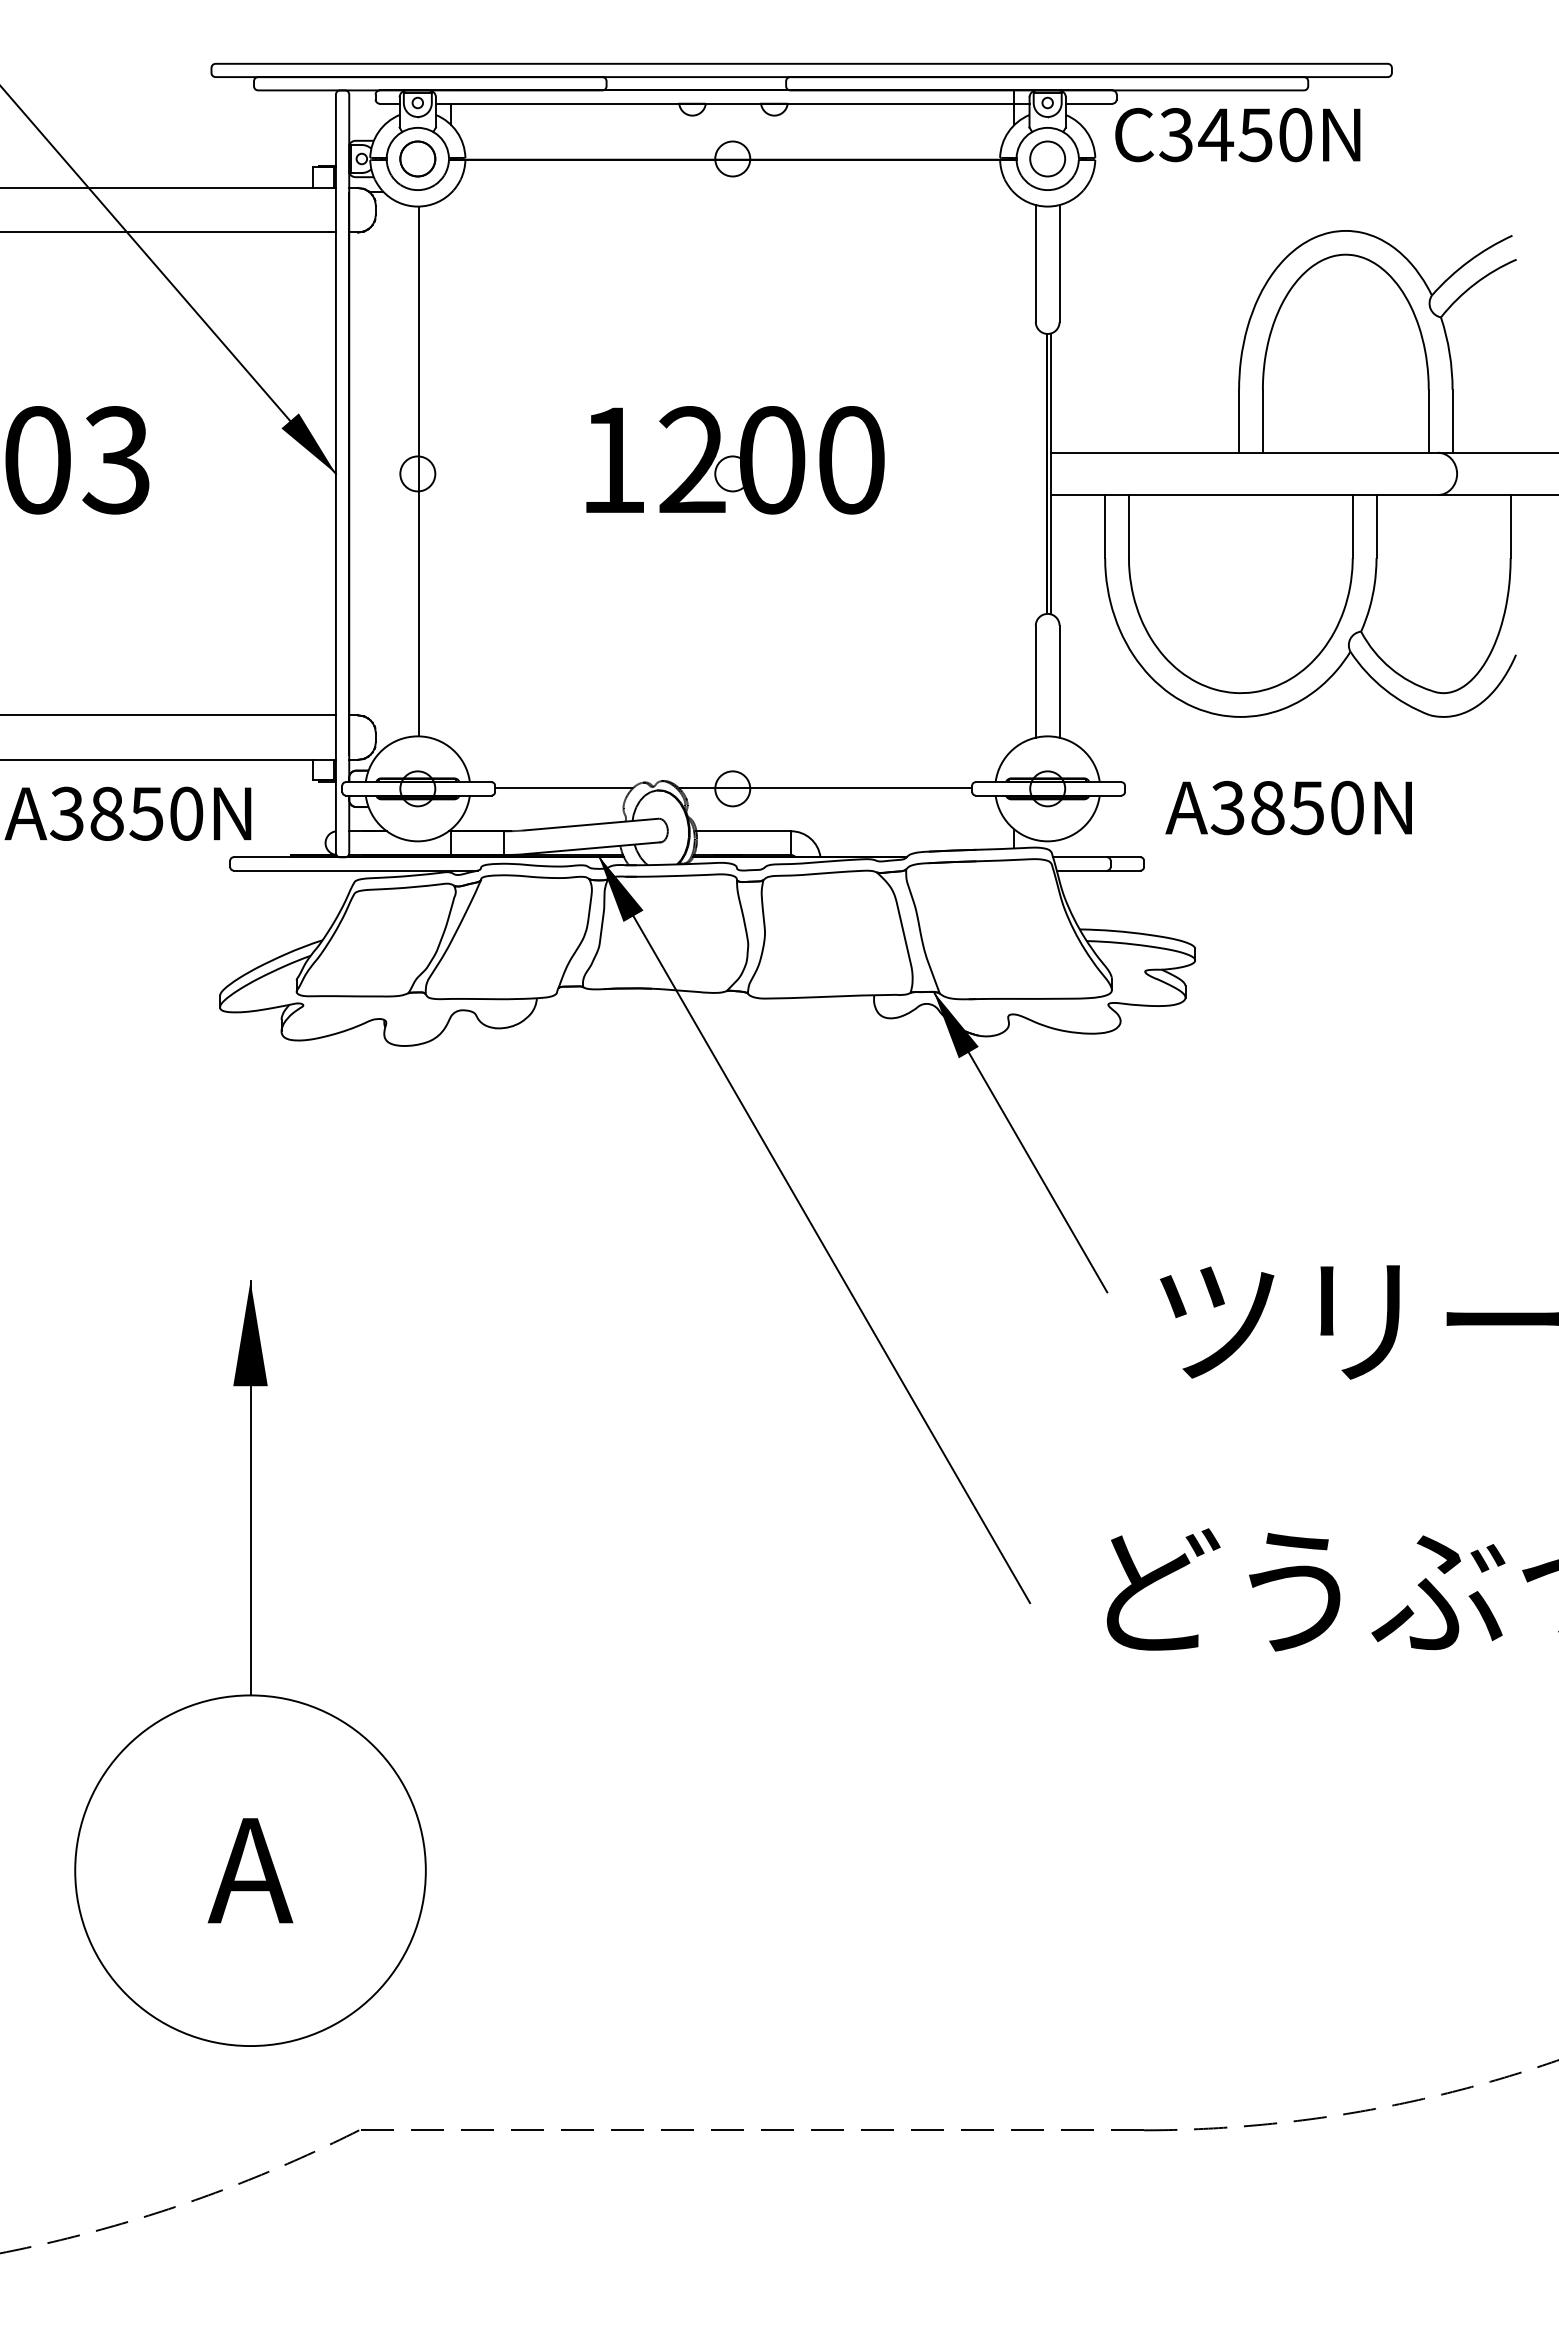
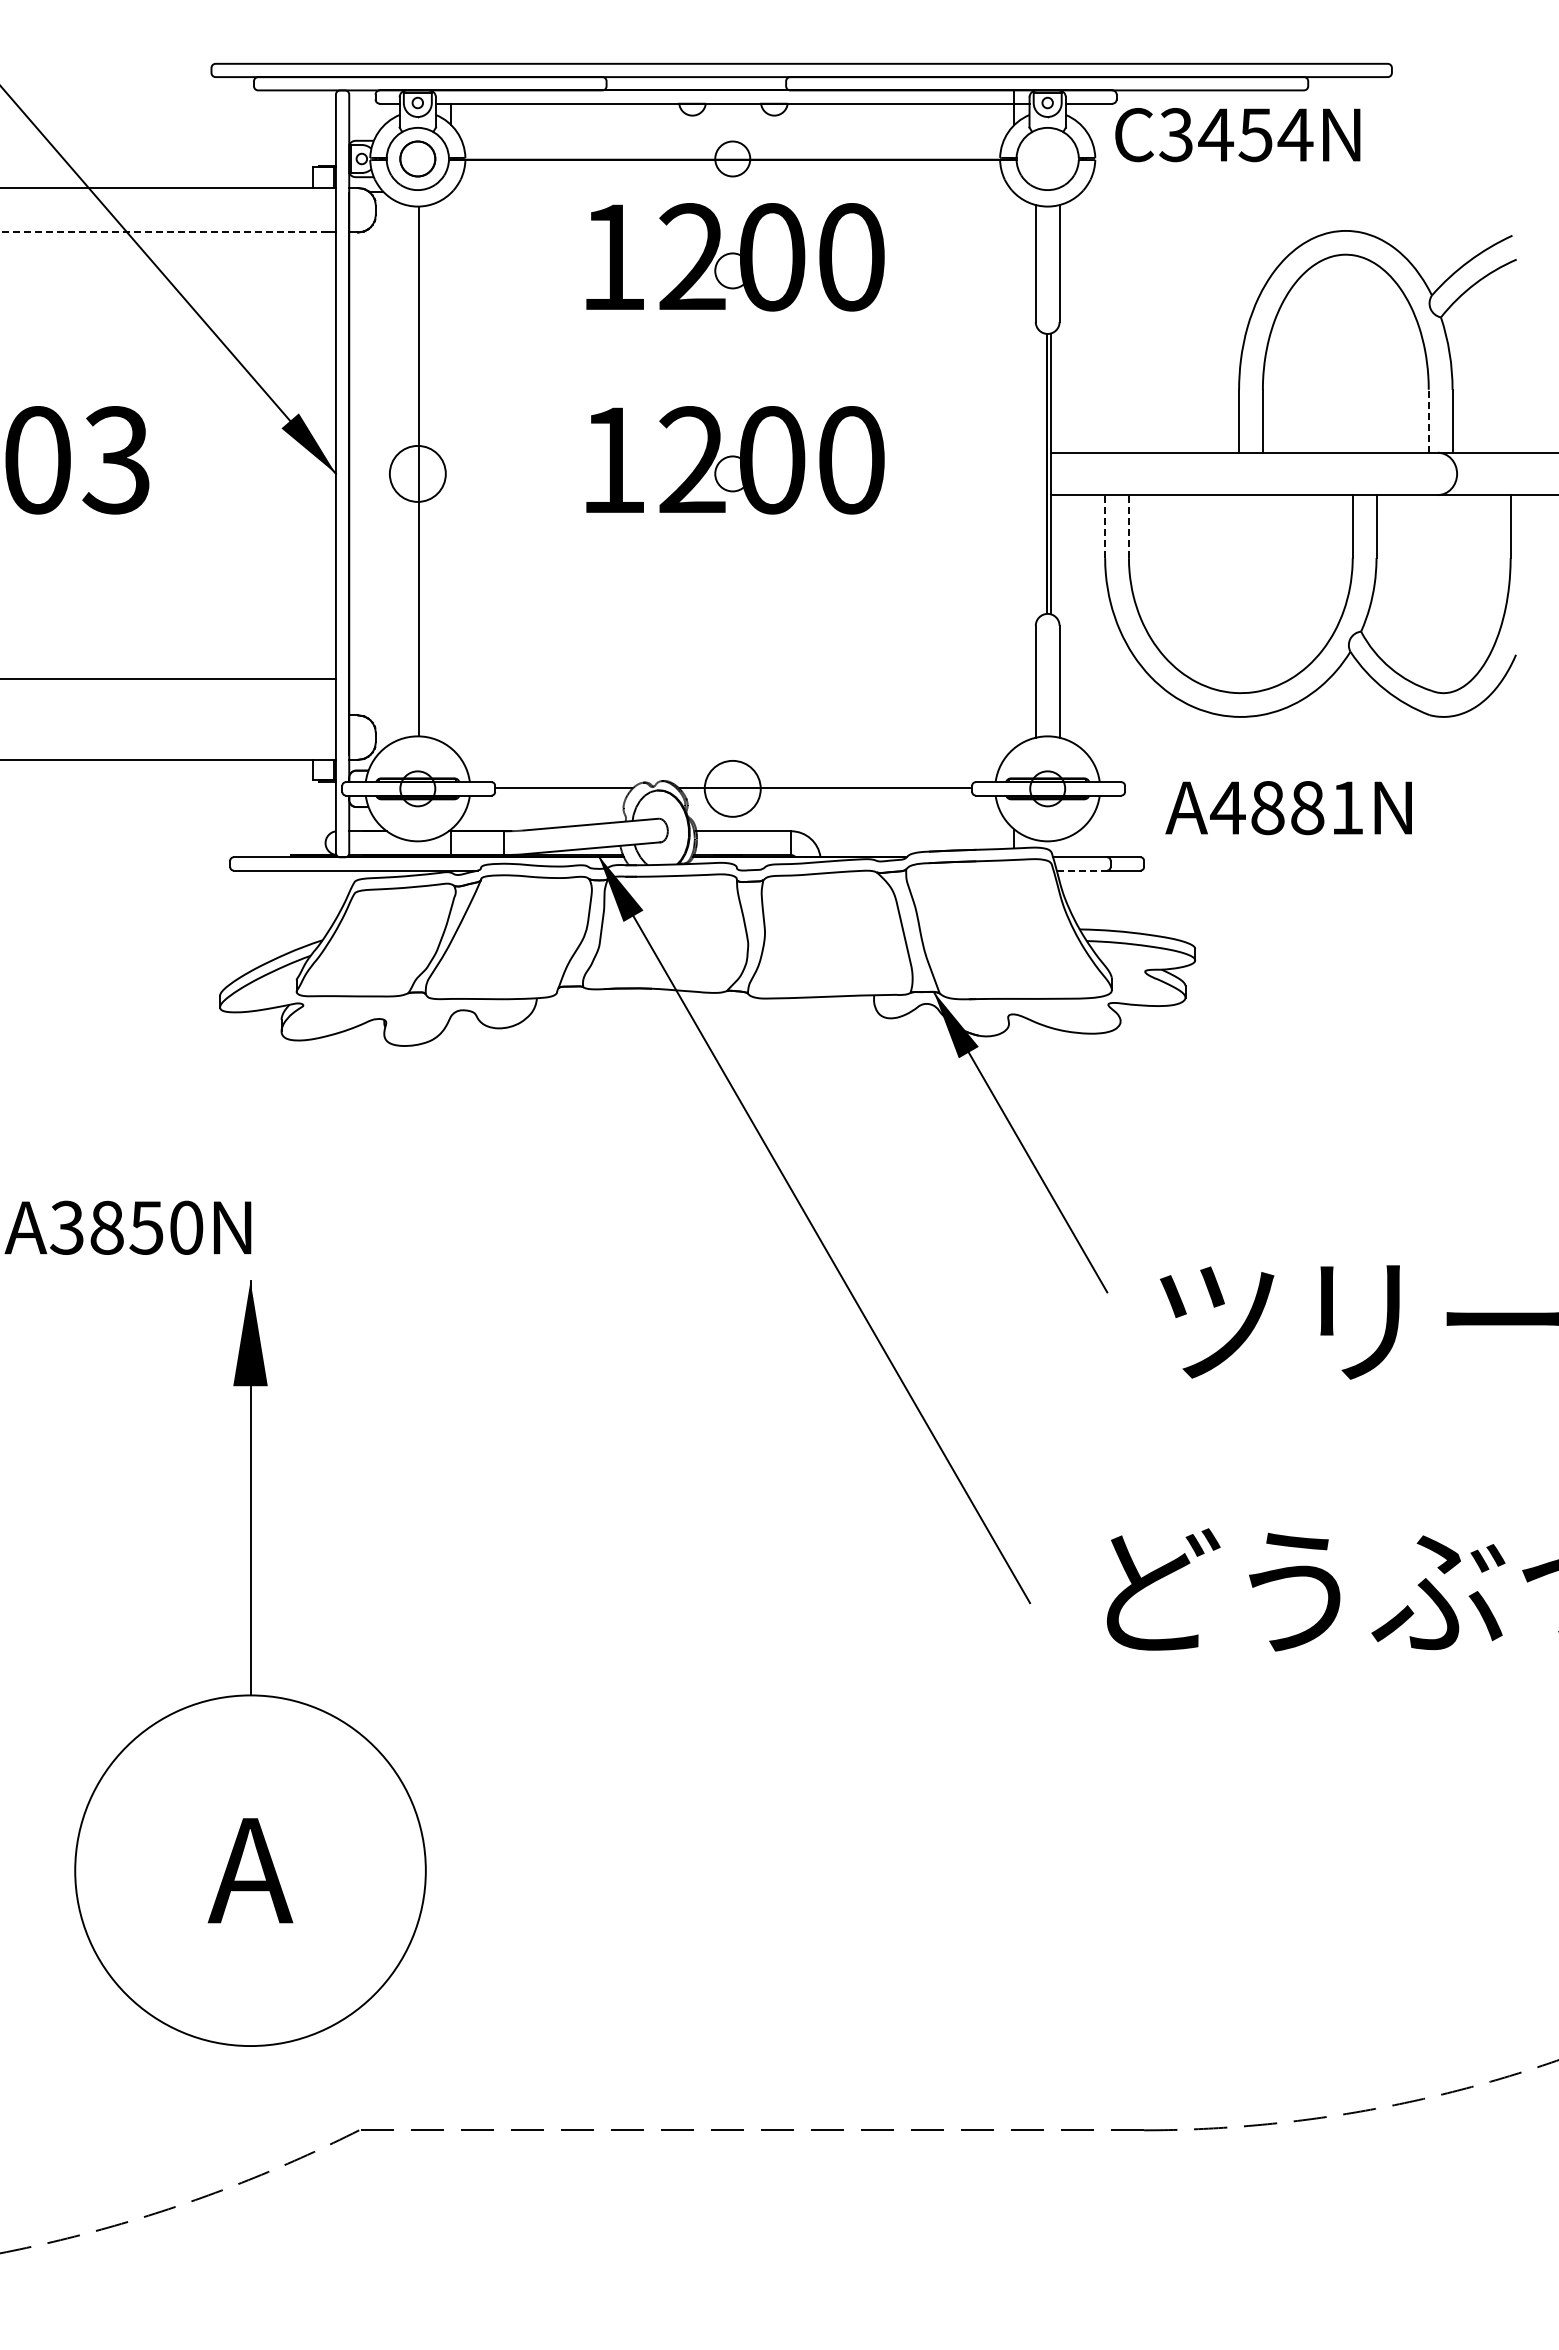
text: C3450N -> C3454N (1295, 135)
circle: present -> none (1047, 158)
line: solid -> dashed (166, 232)
part: none -> present (735, 257)
line: solid -> dashed (1428, 420)
circle diameter: 35 px -> 56 px (417, 473)
line: solid -> dashed (1105, 526)
line: solid -> dashed (1128, 526)
line position: (168, 715) -> (168, 679) (168, 679)
circle diameter: 35 px -> 56 px (732, 788)
text: A3850N -> A4881N (1286, 807)
text position: (127, 813) -> (127, 1227) (127, 1227)
line: solid -> dashed (1082, 870)
